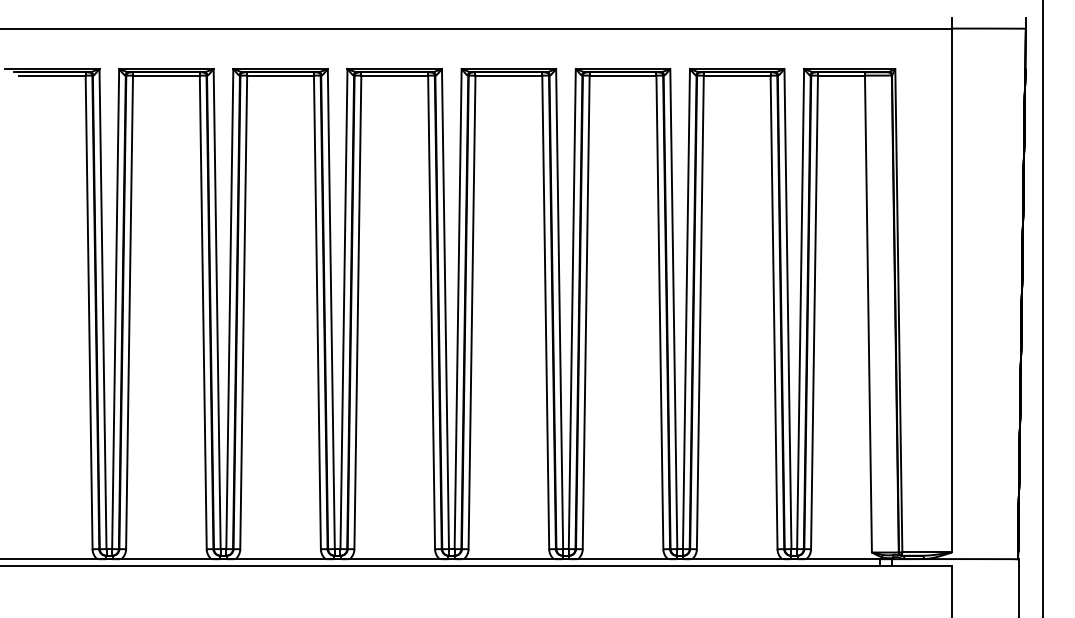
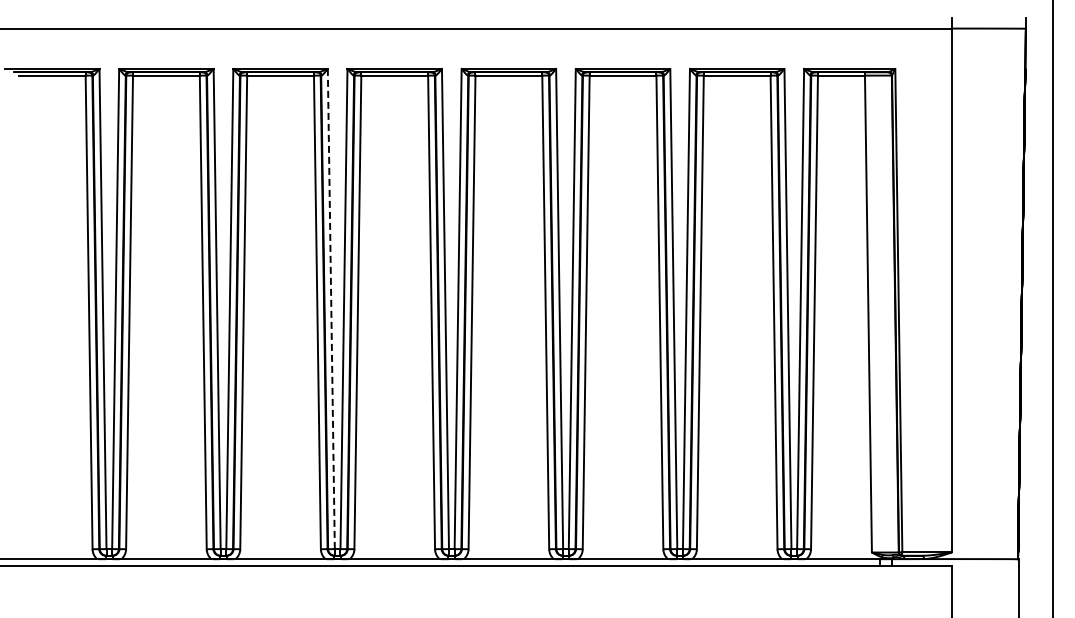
line position: (1042, 308) -> (1052, 308) (1052, 308)
line: solid -> dashed (331, 309)
